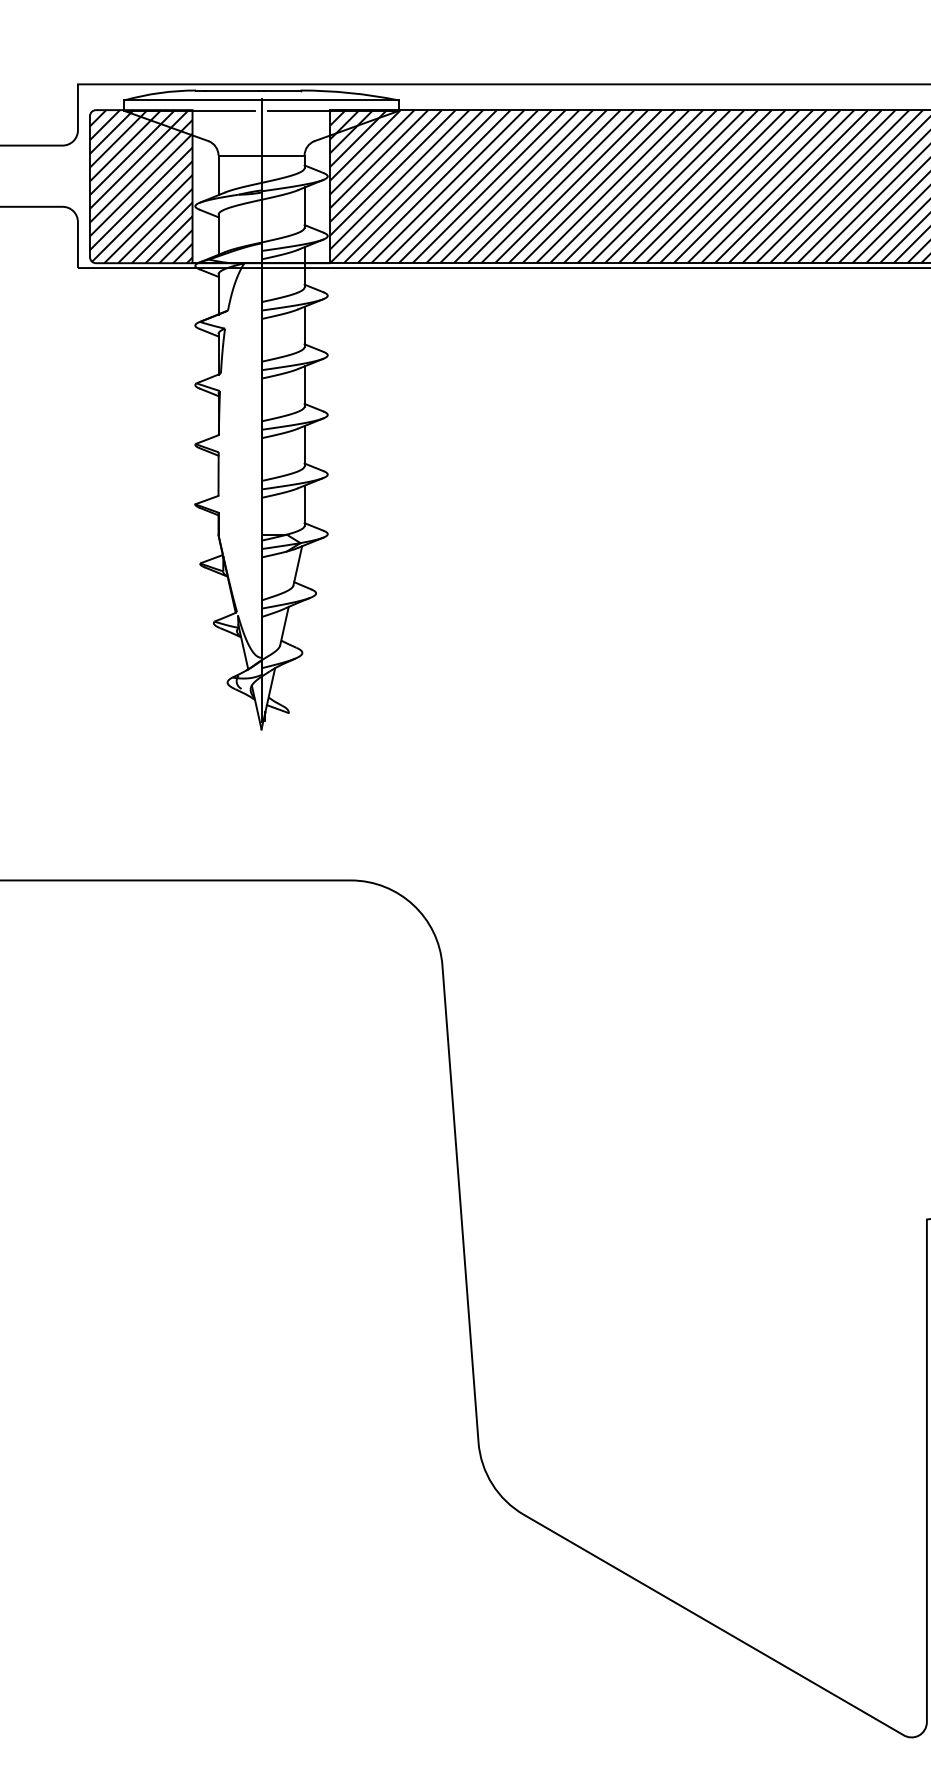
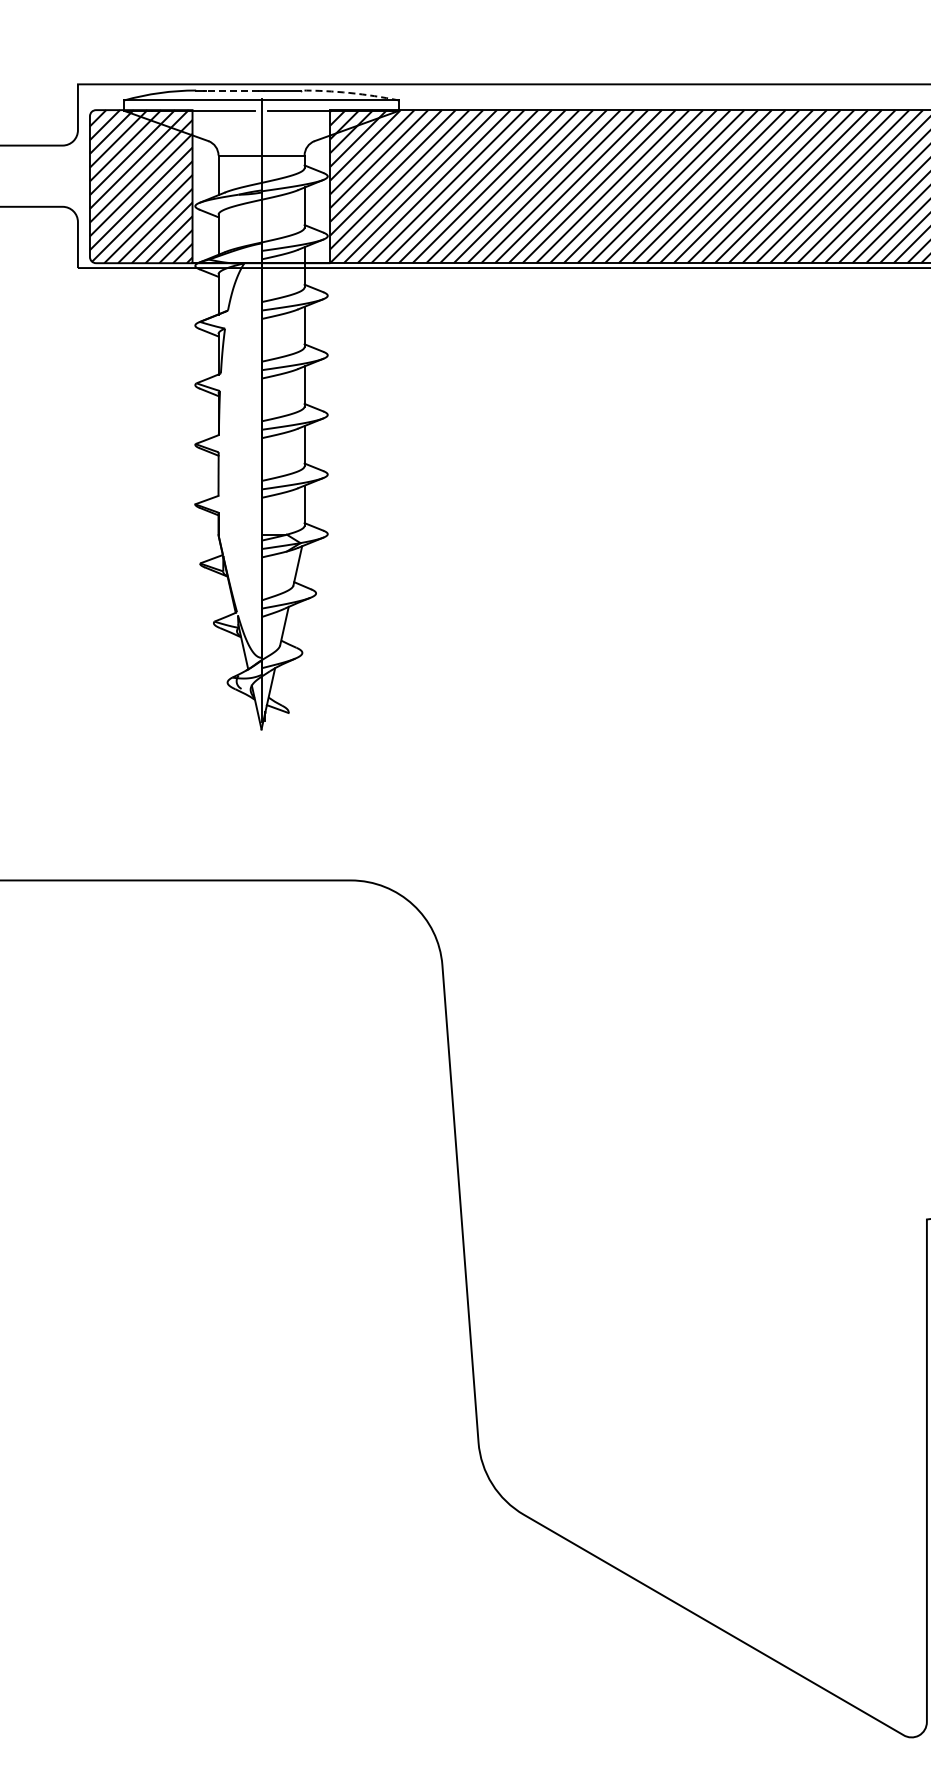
line: solid -> dashed (232, 90)
arc: solid -> dashed (349, 93)
